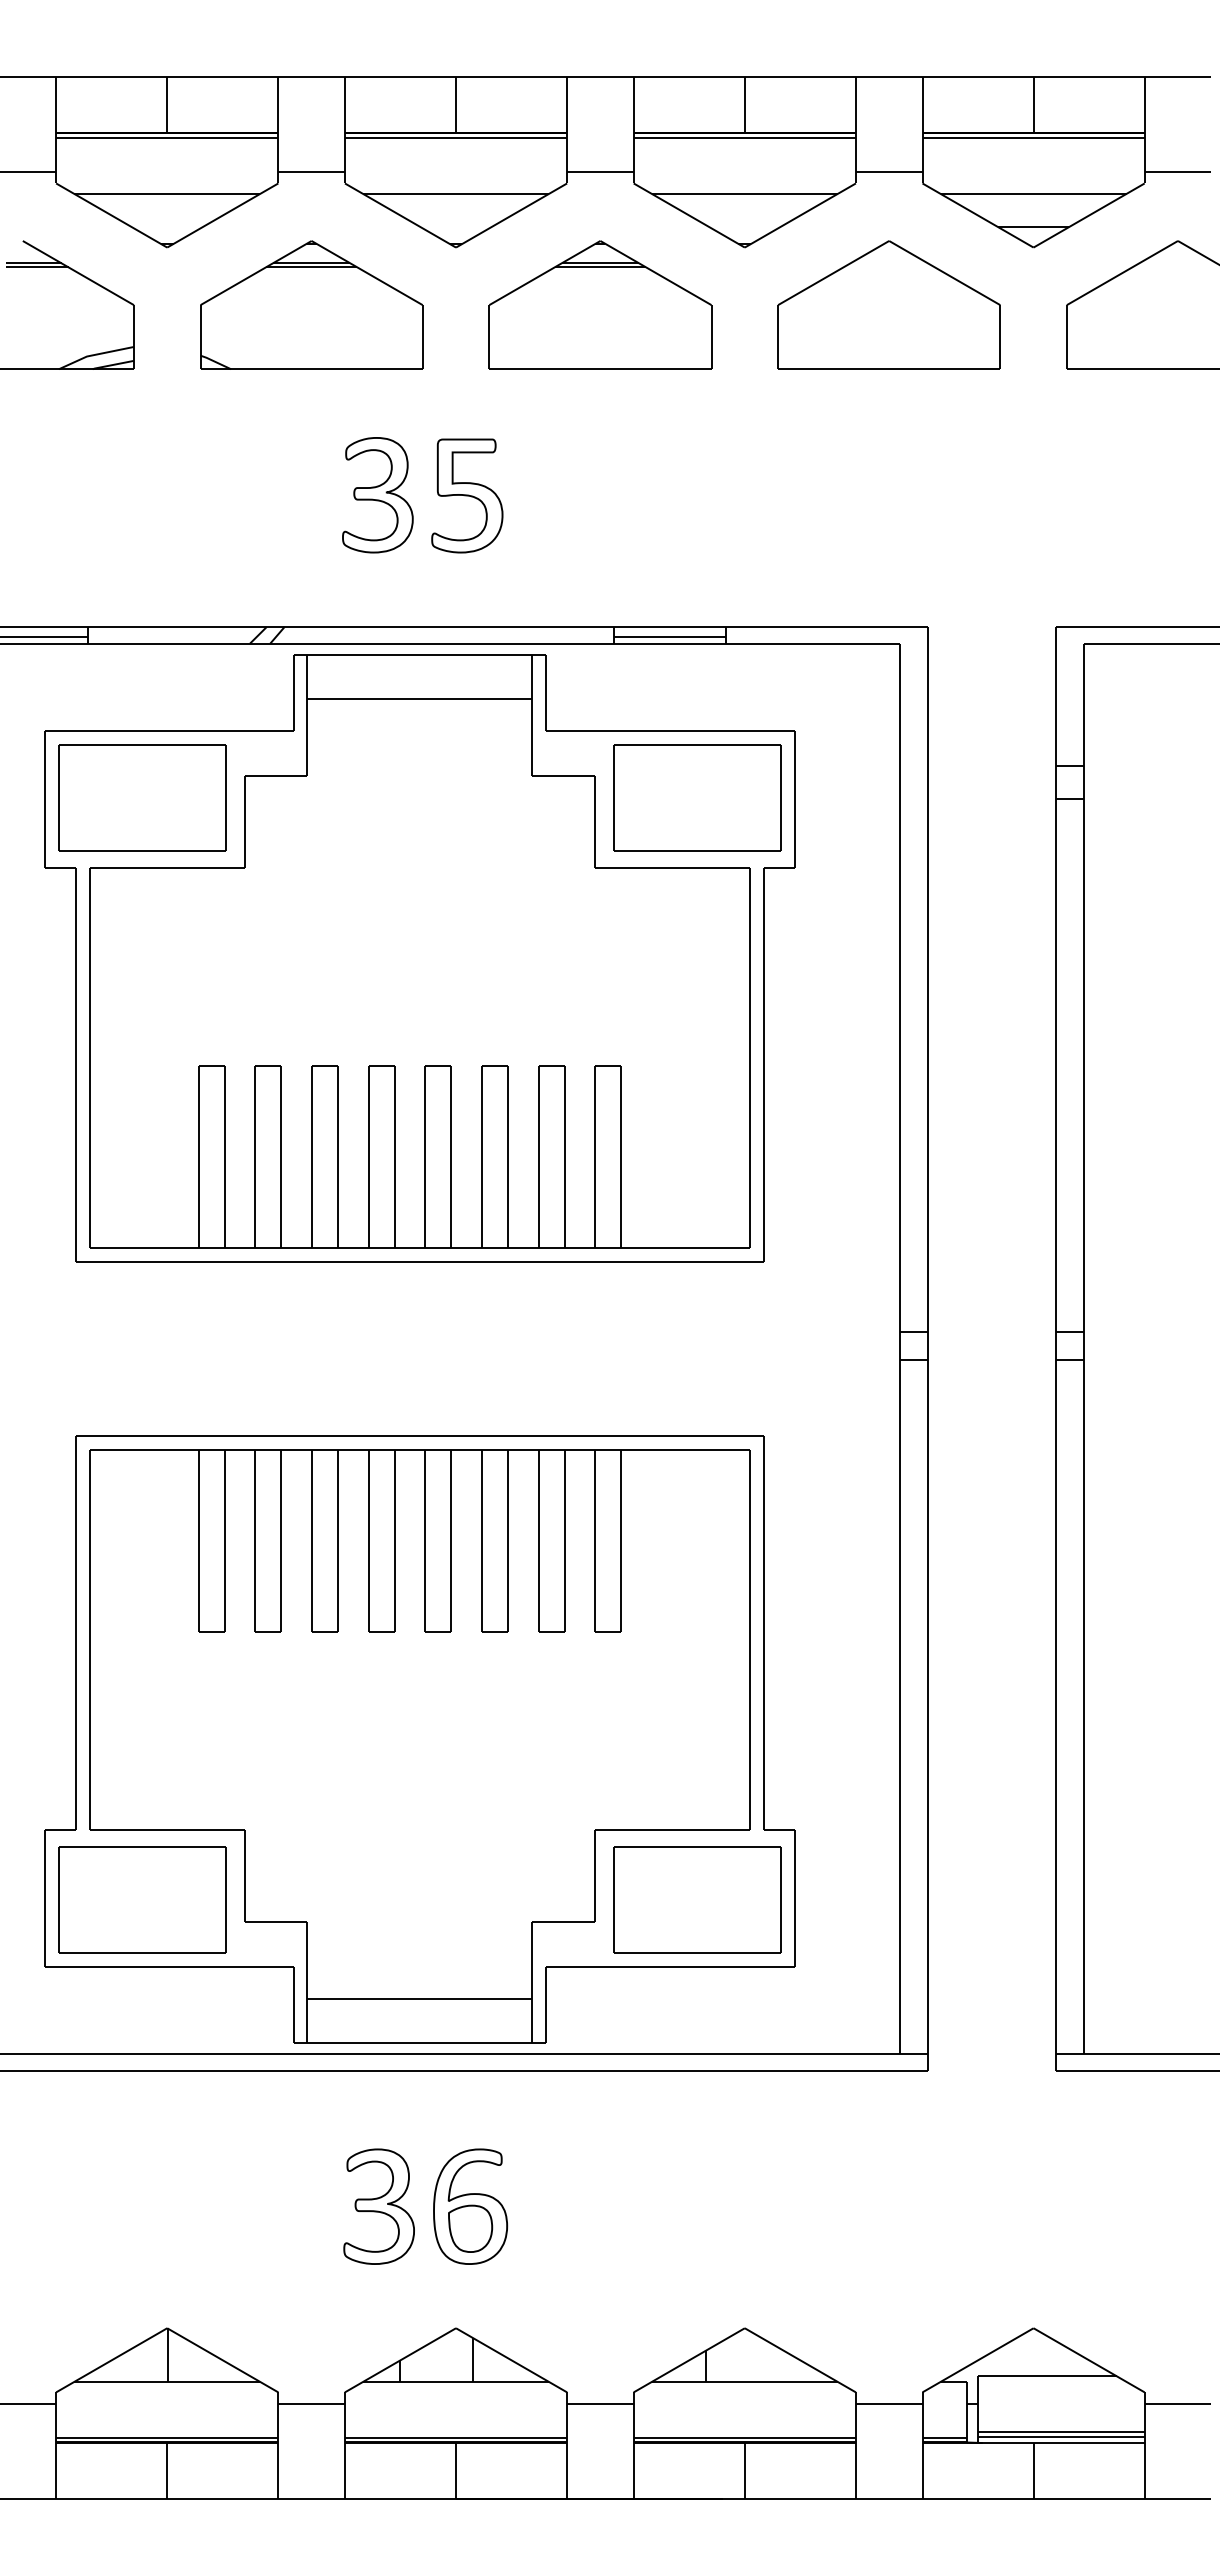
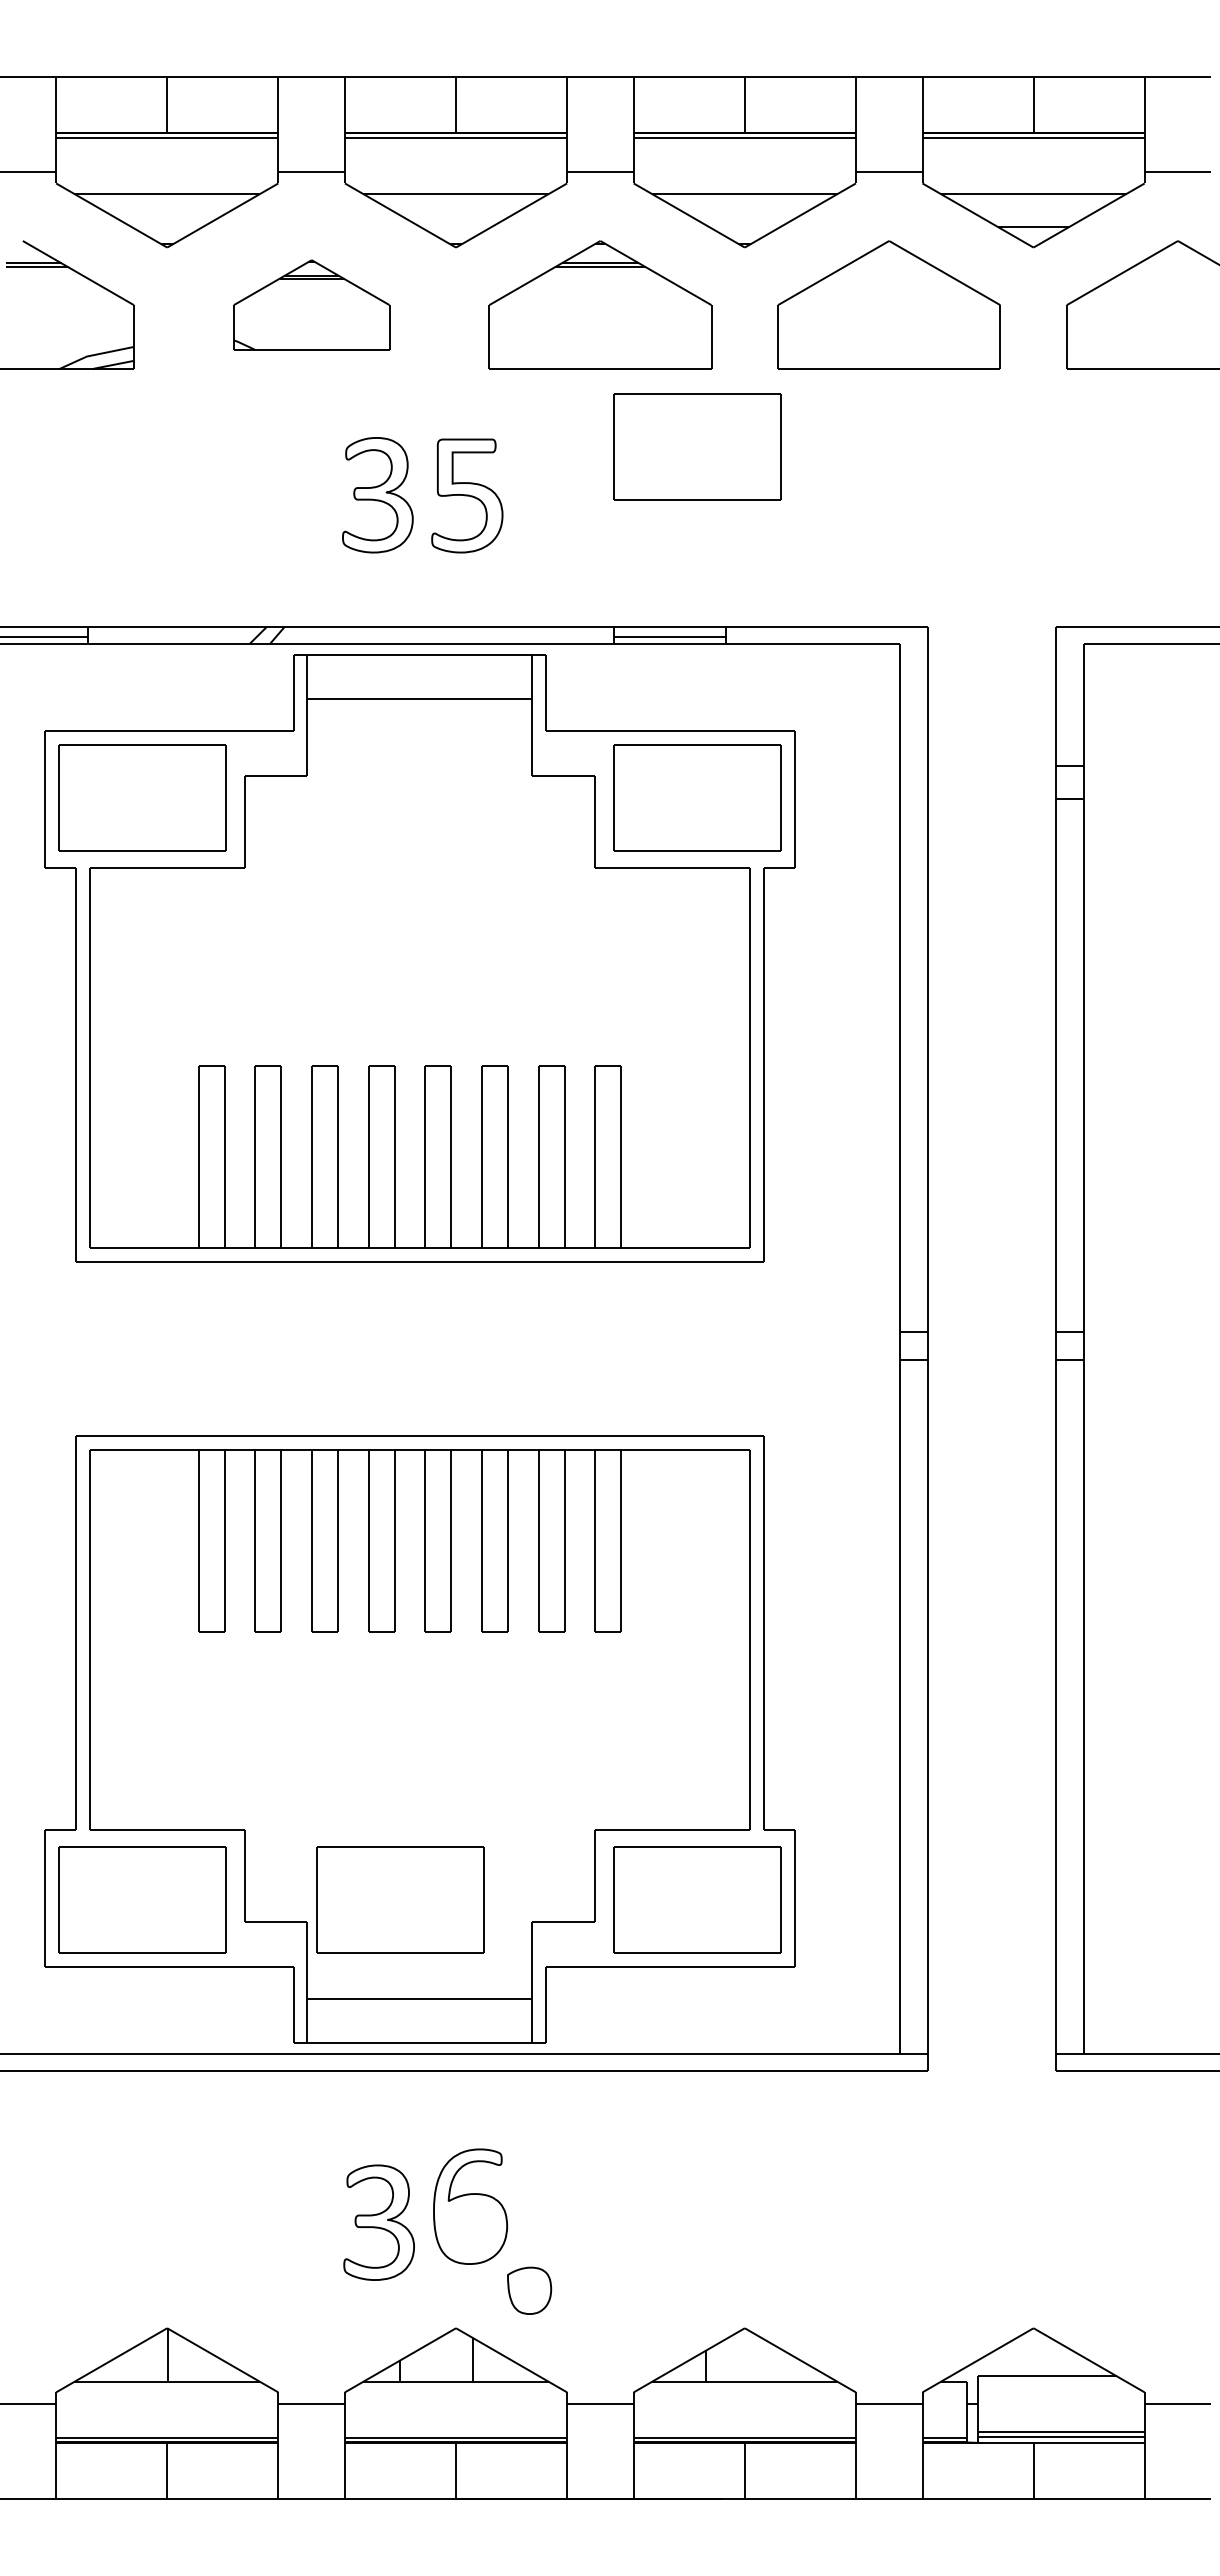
part size: 224x130 px -> 158x92 px (311, 304)
part: none -> present (697, 446)
part: none -> present (400, 1899)
part position: (378, 2206) -> (378, 2222) (378, 2222)
part position: (470, 2228) -> (529, 2290) (529, 2290)
